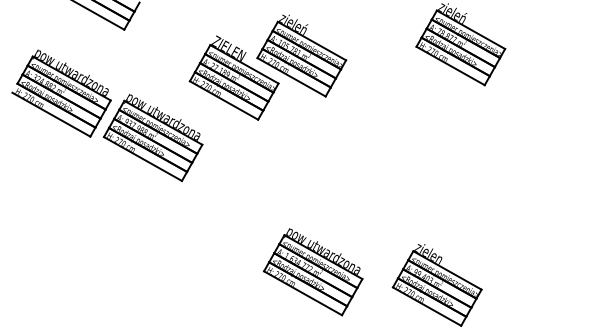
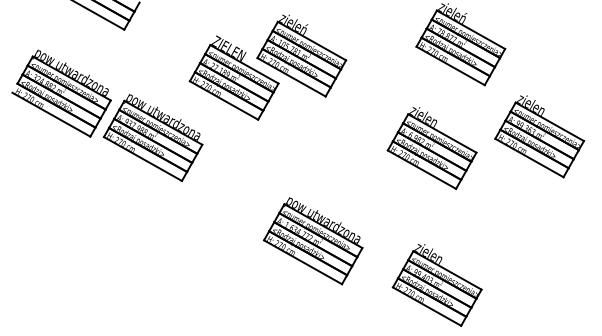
part: none -> present (539, 136)
part: none -> present (431, 148)
part position: (313, 272) -> (313, 241) (313, 241)
